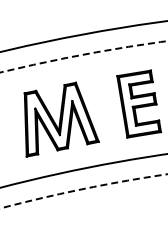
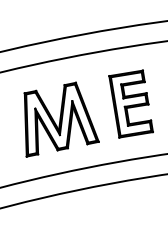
arc: dashed -> solid (83, 54)
part position: (138, 103) -> (130, 103) (130, 103)
arc: dashed -> solid (82, 189)
